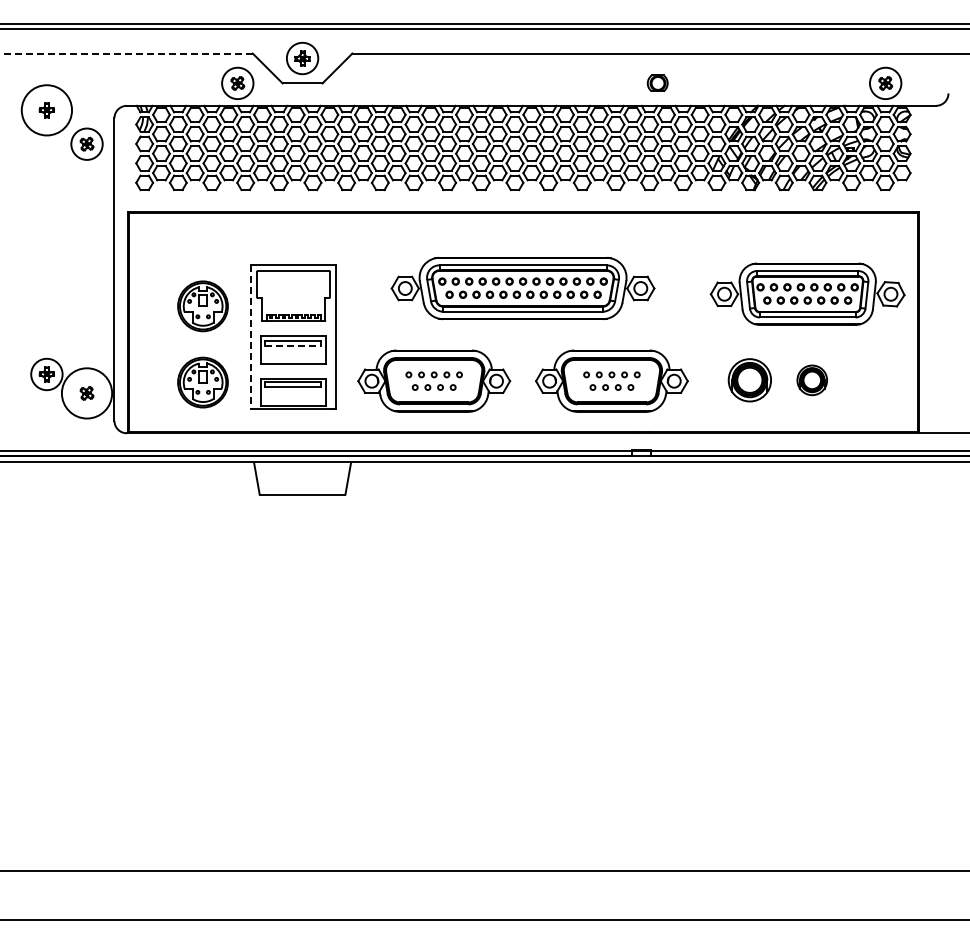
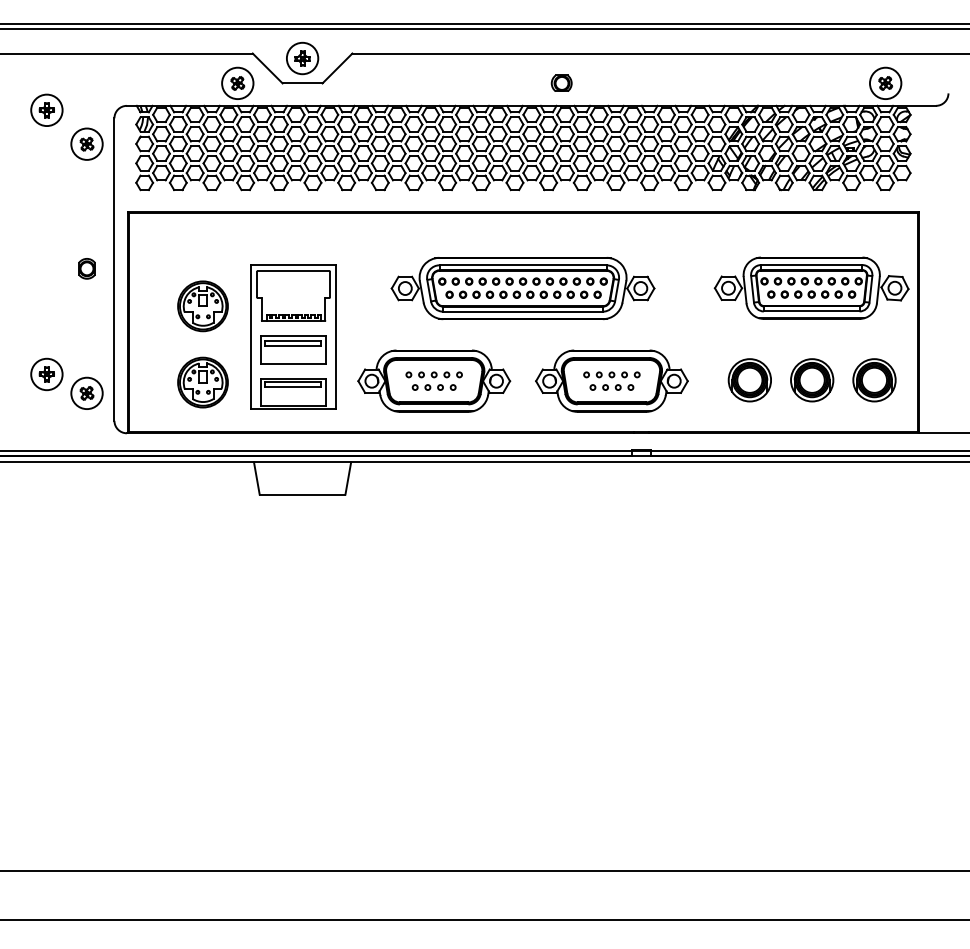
line: dashed -> solid (126, 53)
part position: (657, 82) -> (561, 82) (561, 82)
circle diameter: 50 px -> 31 px (46, 110)
part: none -> present (86, 268)
part position: (807, 293) -> (811, 287) (811, 287)
line: dashed -> solid (251, 337)
line: dashed -> solid (292, 346)
part size: 32x33 px -> 45x45 px (812, 380)
part: none -> present (874, 380)
circle diameter: 50 px -> 31 px (86, 393)
